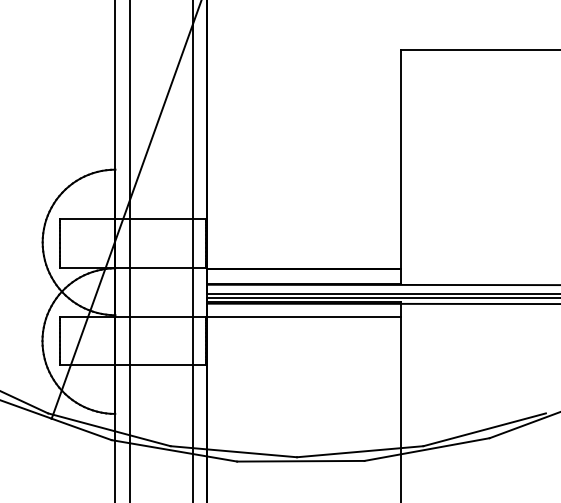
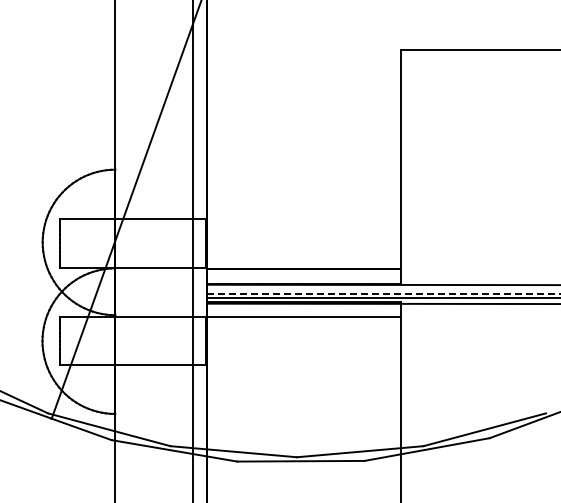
line: present -> none (129, 250)
line: solid -> dashed (383, 293)
